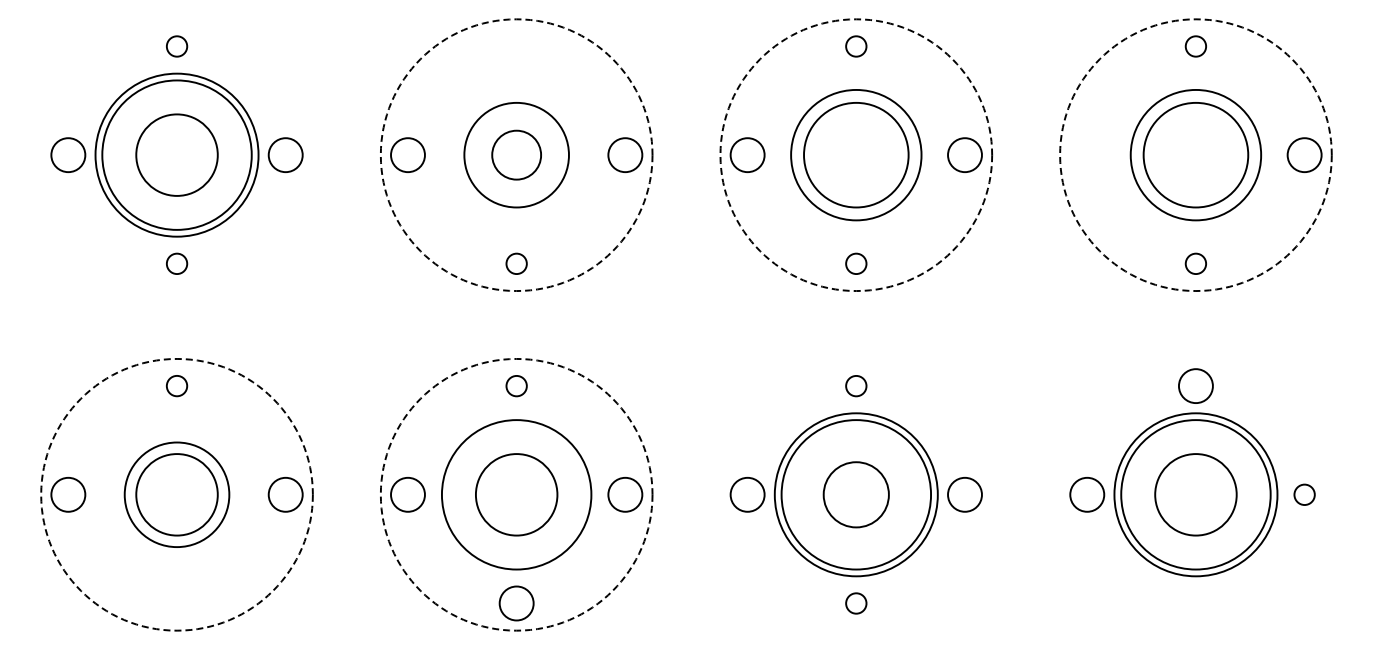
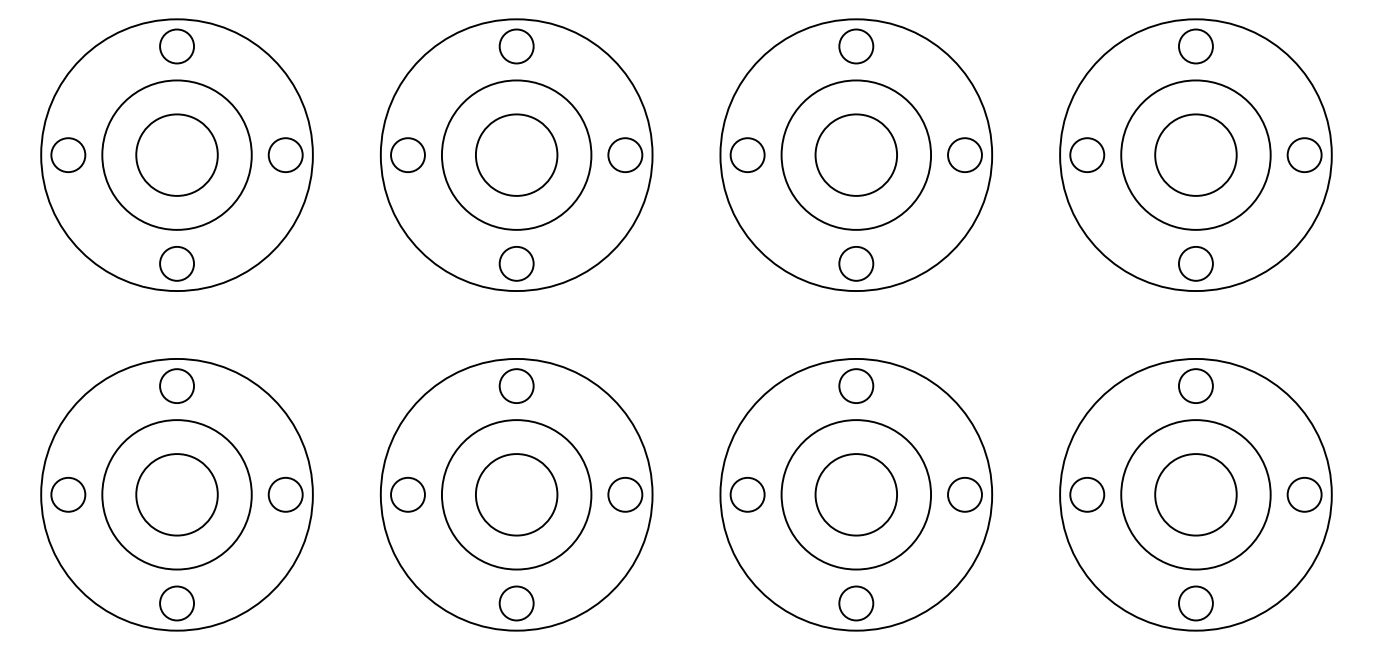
circle diameter: 20 px -> 34 px (177, 46)
circle: none -> present (516, 46)
circle diameter: 20 px -> 34 px (856, 46)
circle diameter: 20 px -> 34 px (1195, 46)
circle diameter: 163 px -> 272 px (176, 155)
circle diameter: 105 px -> 149 px (516, 154)
circle diameter: 49 px -> 82 px (516, 154)
circle diameter: 105 px -> 149 px (856, 154)
circle diameter: 130 px -> 82 px (856, 154)
circle: none -> present (1087, 154)
circle diameter: 105 px -> 149 px (1195, 154)
circle diameter: 130 px -> 82 px (1195, 154)
circle: dashed -> solid (516, 155)
circle: dashed -> solid (856, 155)
circle: dashed -> solid (1195, 155)
circle diameter: 20 px -> 34 px (177, 263)
circle diameter: 20 px -> 34 px (516, 263)
circle diameter: 20 px -> 34 px (856, 263)
circle diameter: 20 px -> 34 px (1195, 263)
circle diameter: 20 px -> 34 px (516, 386)
circle diameter: 20 px -> 34 px (856, 386)
circle size: 23x23 px -> 36x36 px (176, 385)
circle diameter: 105 px -> 149 px (176, 494)
circle: dashed -> solid (176, 494)
circle: dashed -> solid (516, 494)
circle diameter: 163 px -> 272 px (856, 494)
circle diameter: 65 px -> 82 px (856, 494)
circle diameter: 163 px -> 272 px (1195, 494)
circle diameter: 20 px -> 34 px (1304, 494)
circle: none -> present (176, 603)
circle diameter: 20 px -> 34 px (856, 603)
circle: none -> present (1195, 603)
